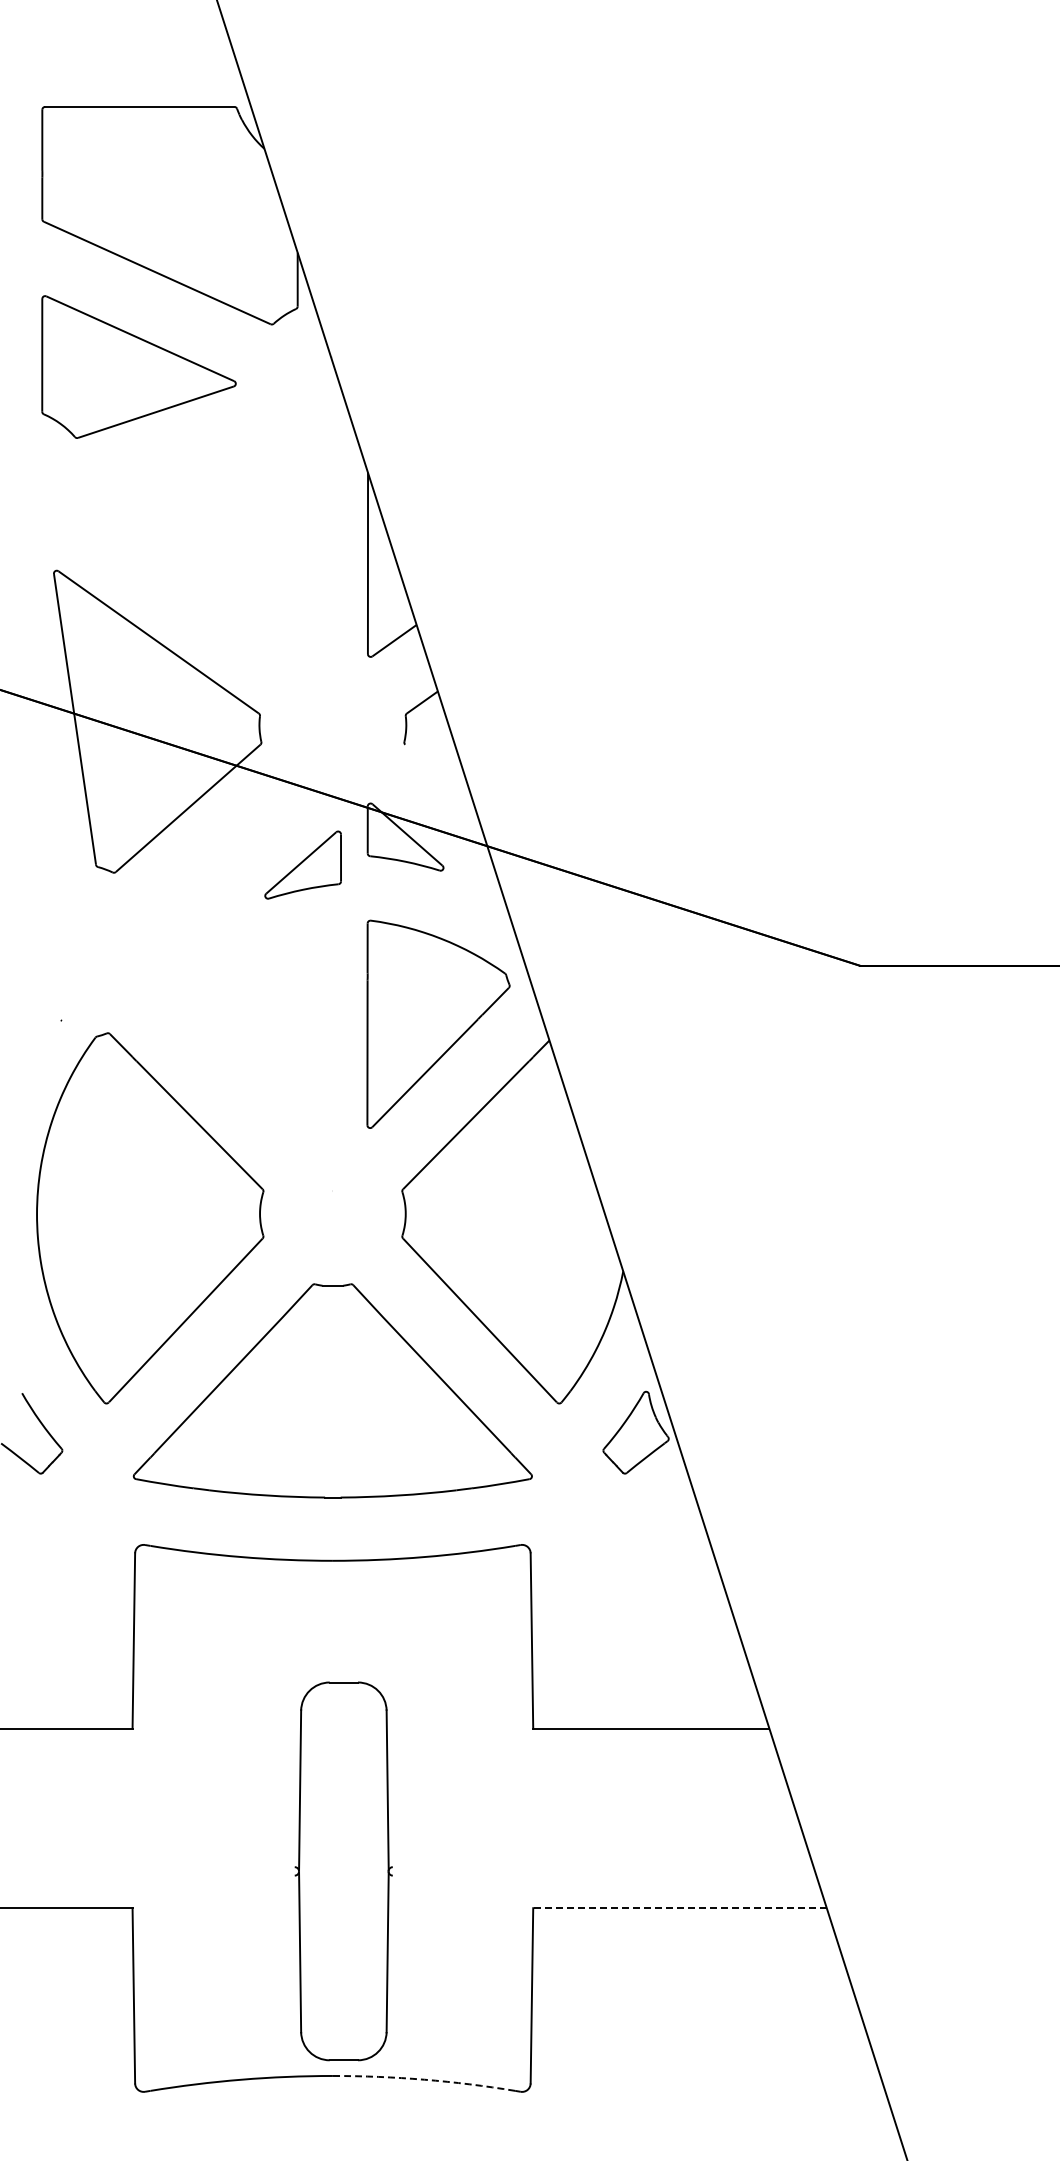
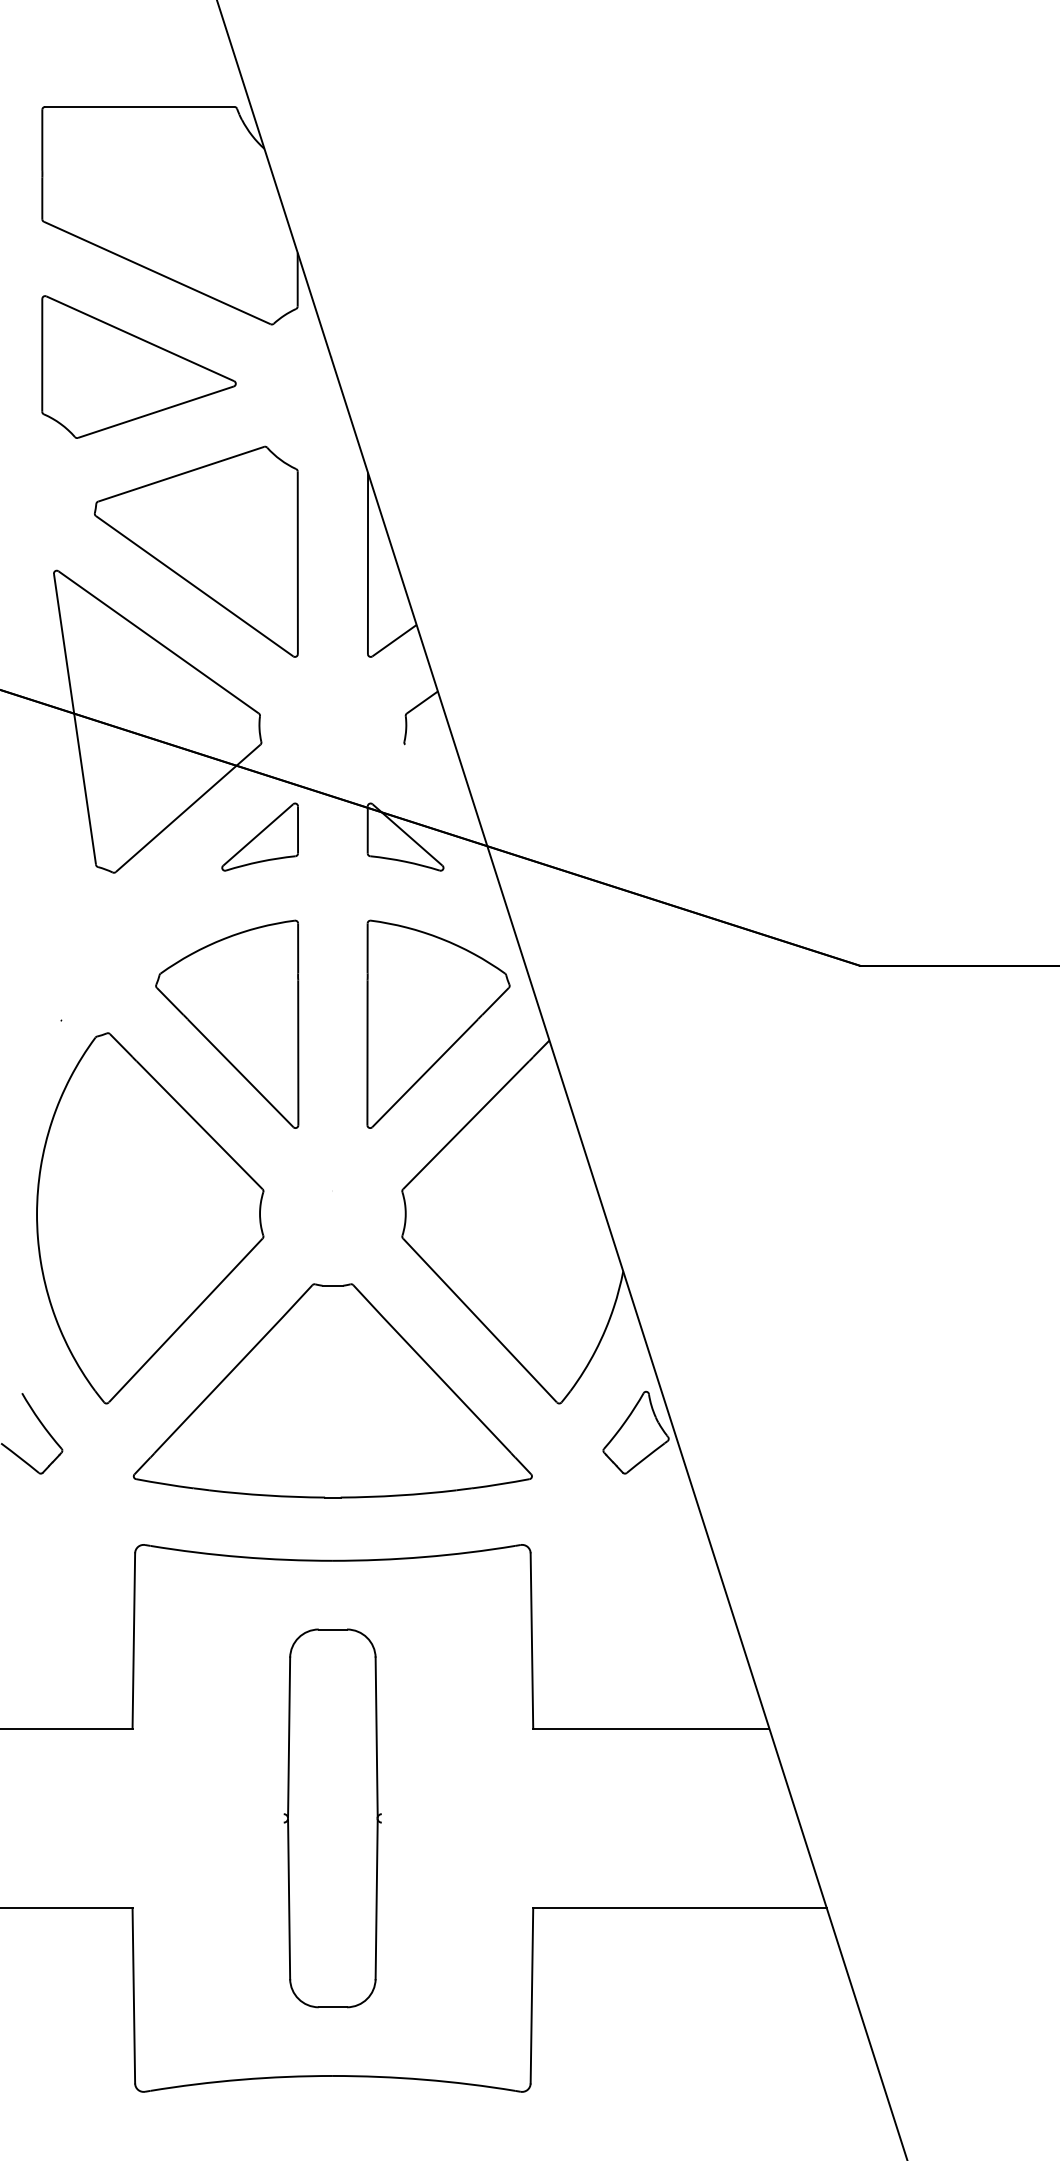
part: none -> present (196, 551)
part position: (302, 864) -> (259, 836) (259, 836)
part: none -> present (227, 1023)
part position: (343, 1871) -> (332, 1818) (332, 1818)
line: dashed -> solid (680, 1908)
arc: dashed -> solid (424, 2079)
